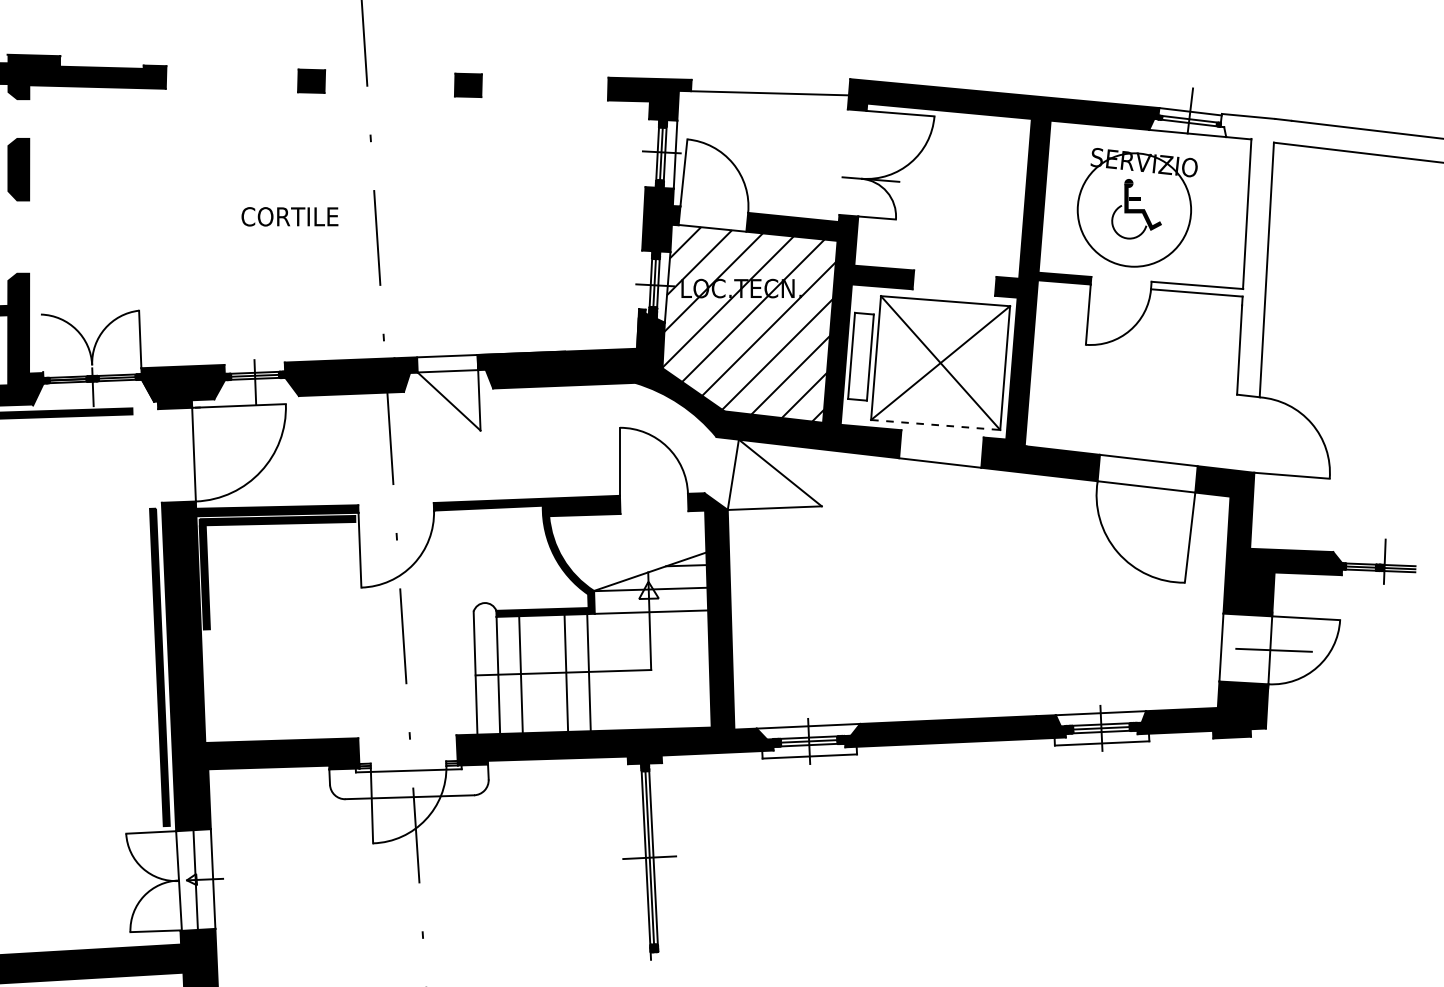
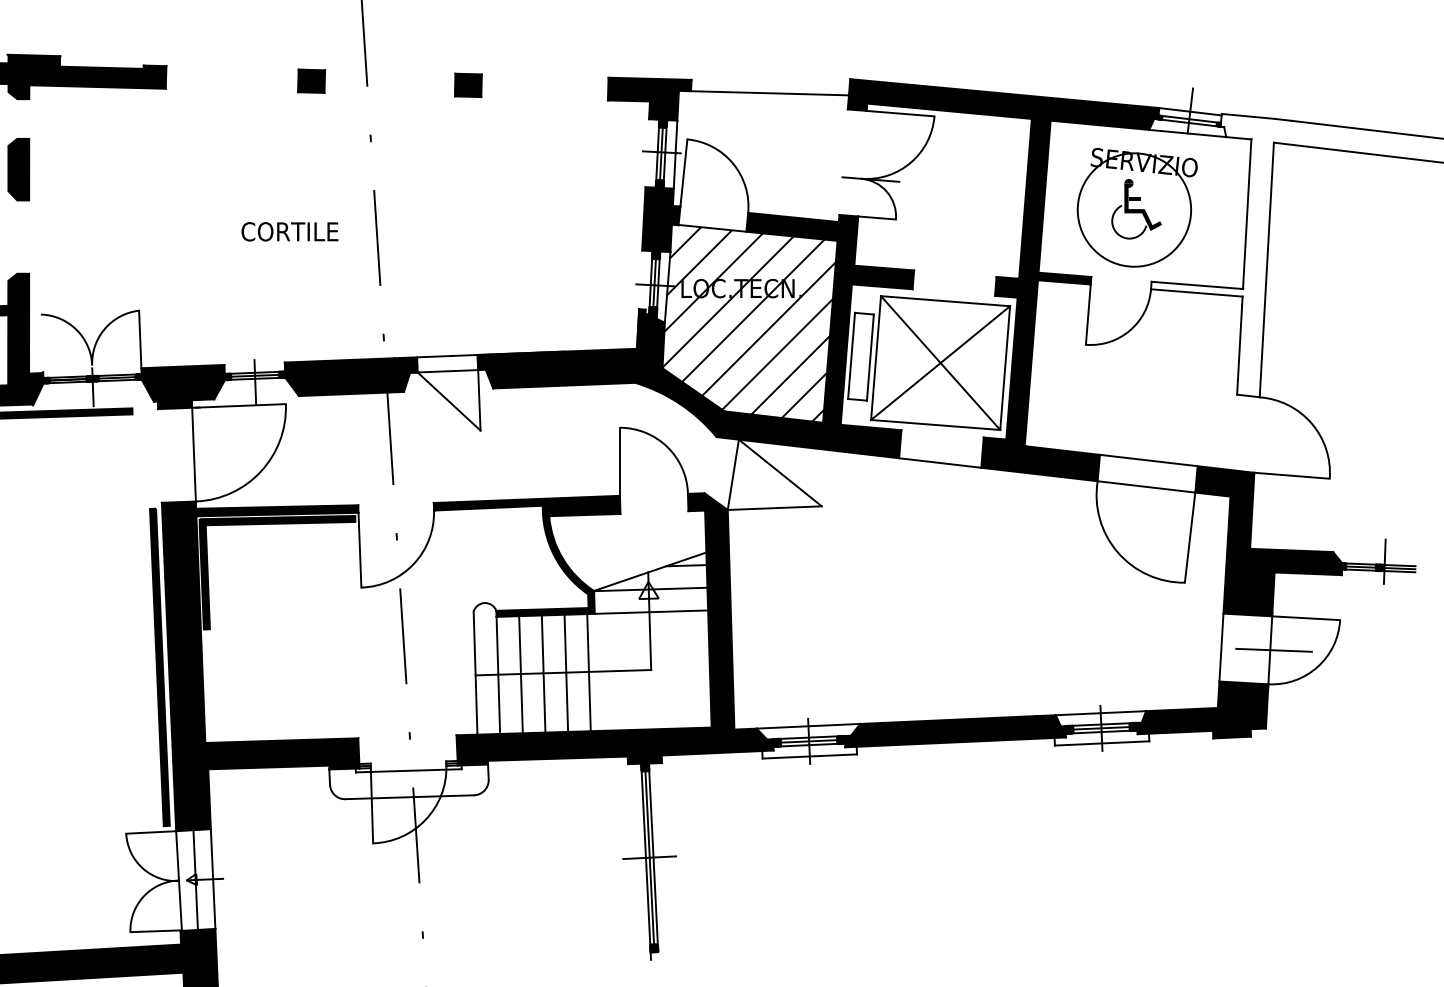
text position: (289, 216) -> (289, 231) (289, 231)
line: dashed -> solid (935, 424)
line: none -> present (543, 673)
